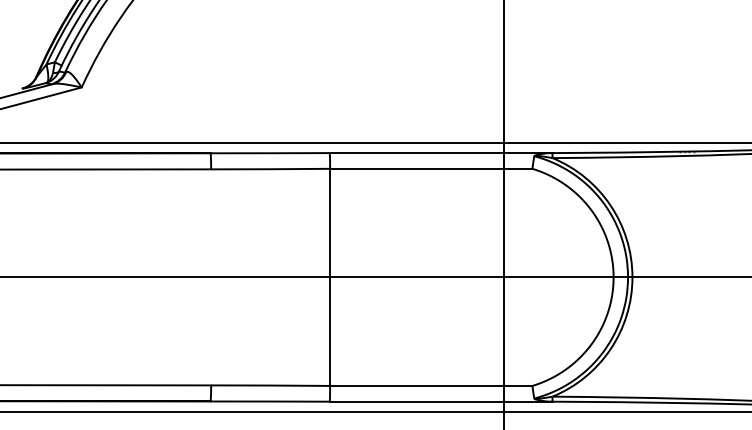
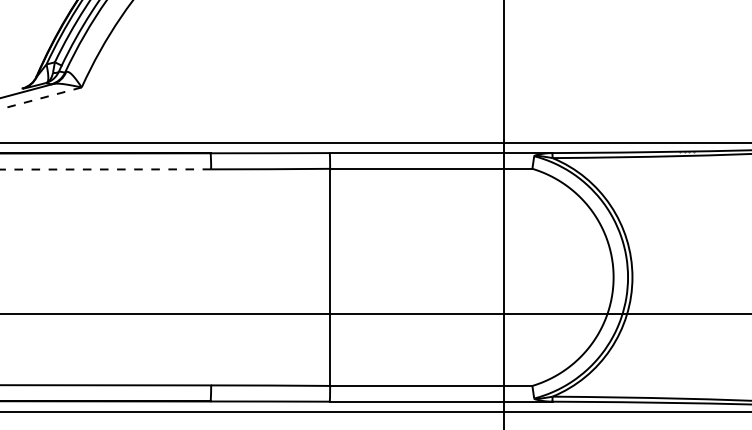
line: solid -> dashed (40, 98)
line: solid -> dashed (105, 169)
line position: (375, 277) -> (375, 314) (375, 314)
